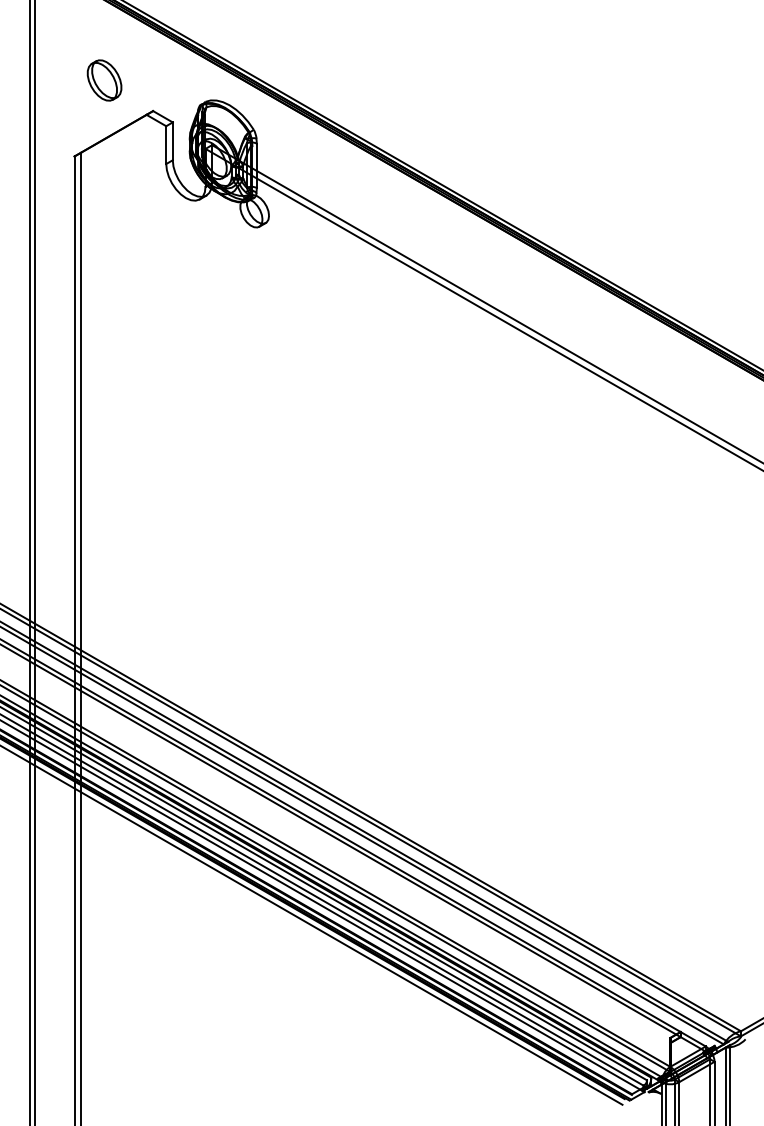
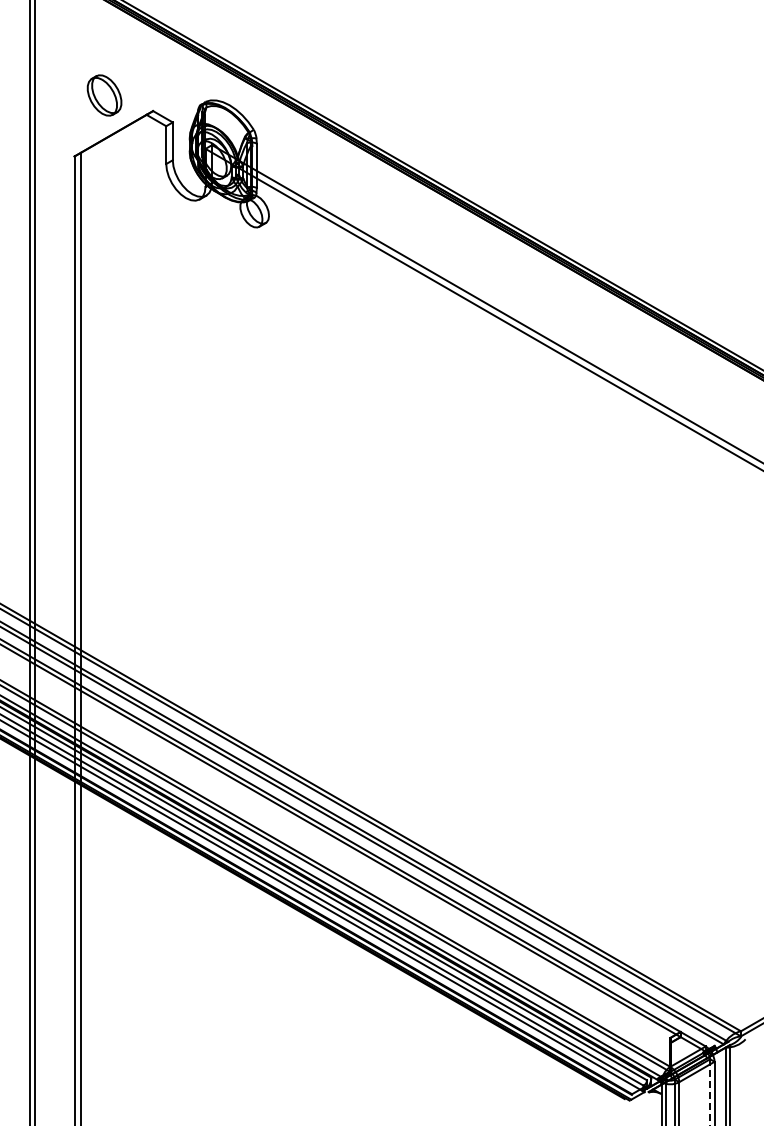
part position: (104, 80) -> (104, 95) (104, 95)
line: present -> none (312, 925)
line: solid -> dashed (710, 1092)
